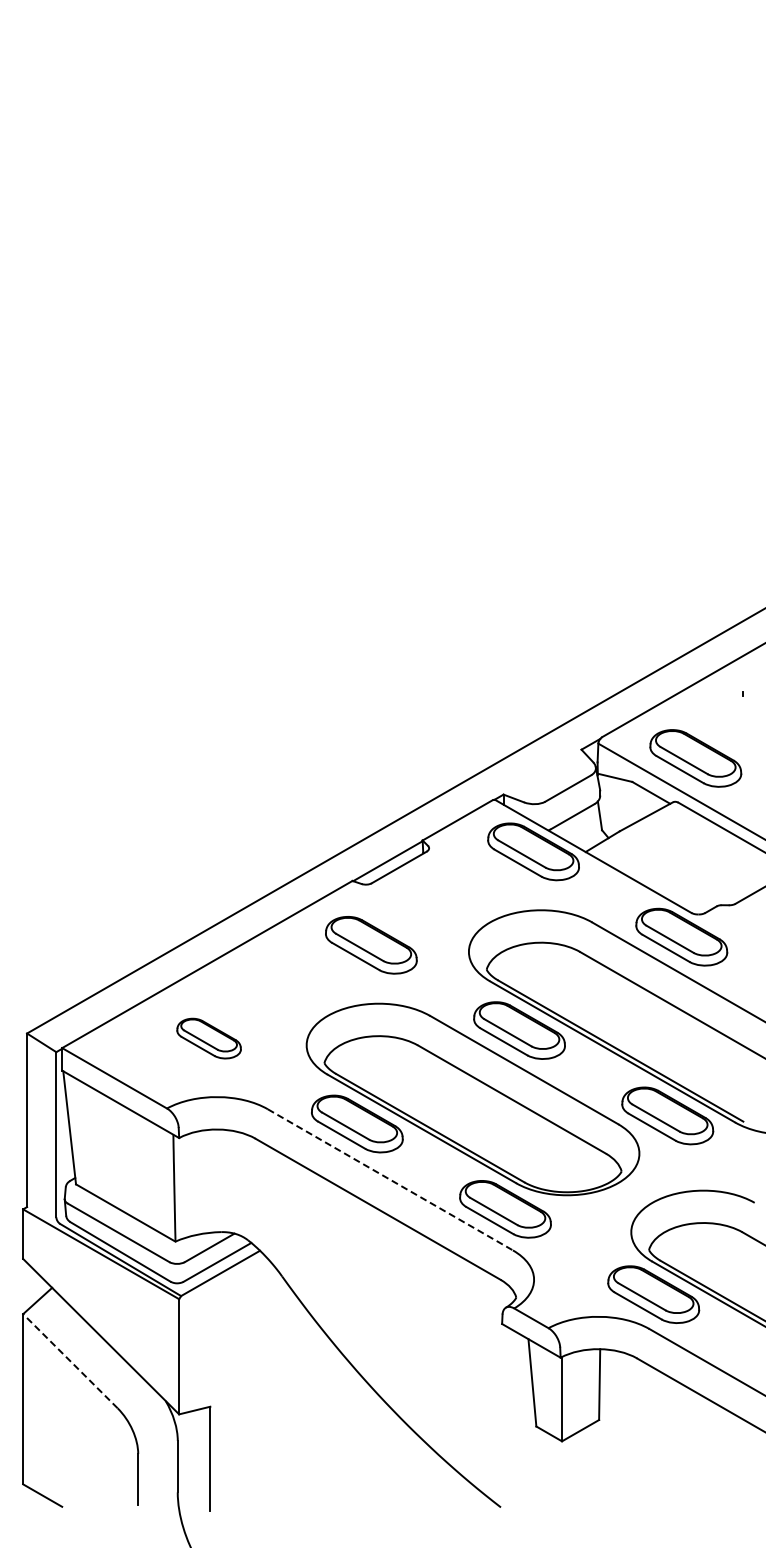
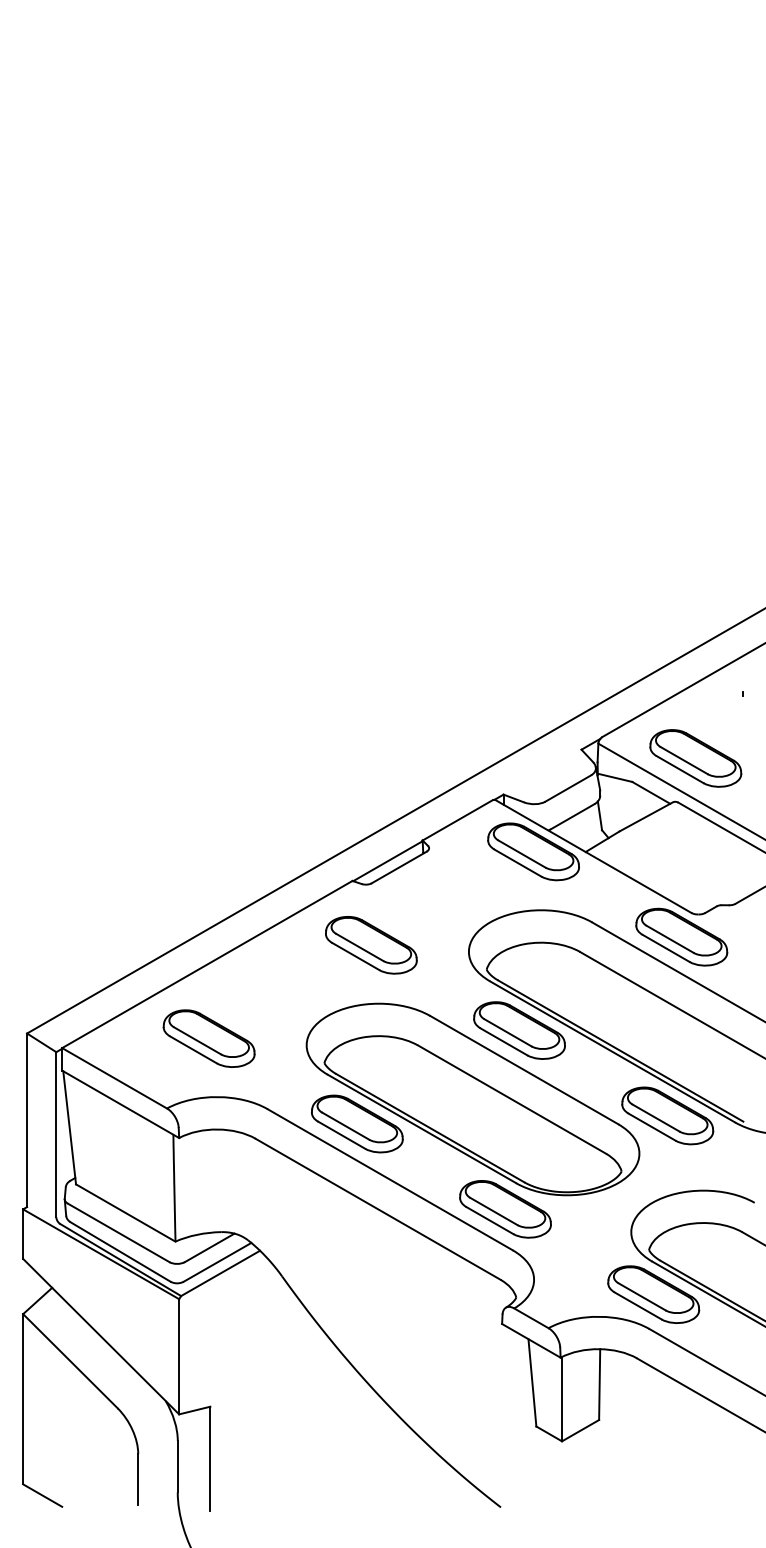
part size: 66x43 px -> 94x59 px (208, 1038)
line: dashed -> solid (390, 1180)
line: dashed -> solid (70, 1361)
